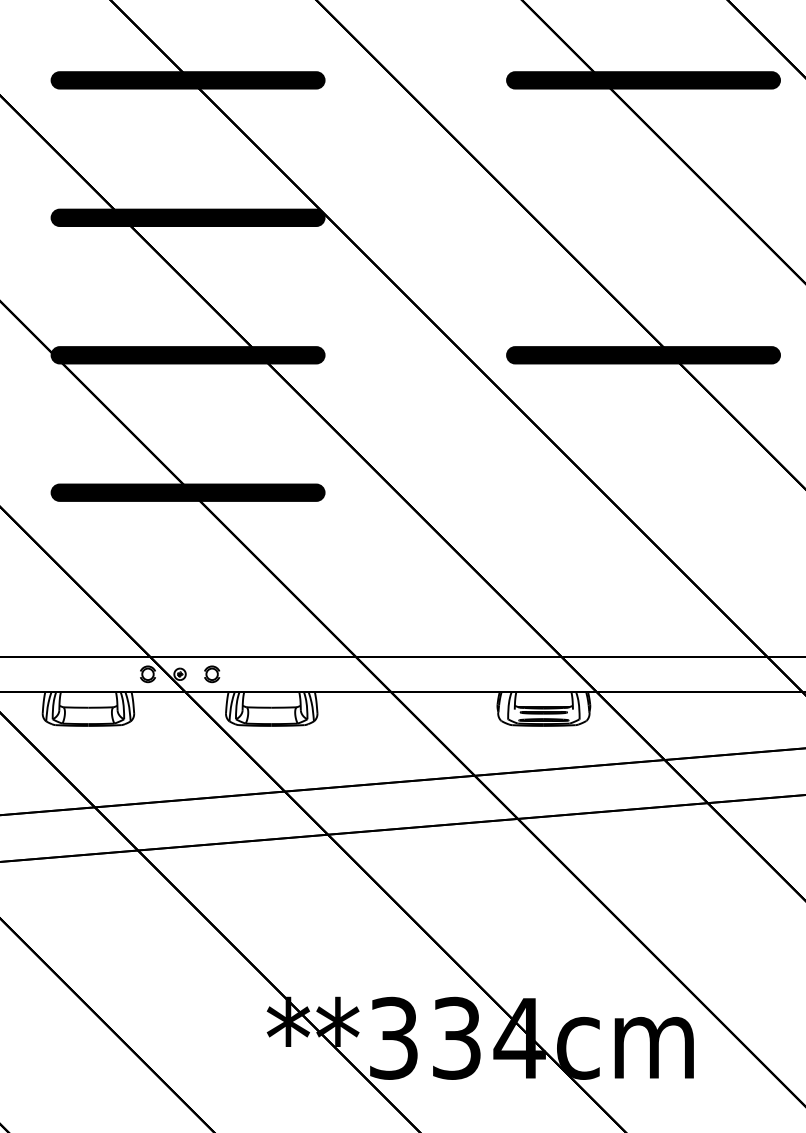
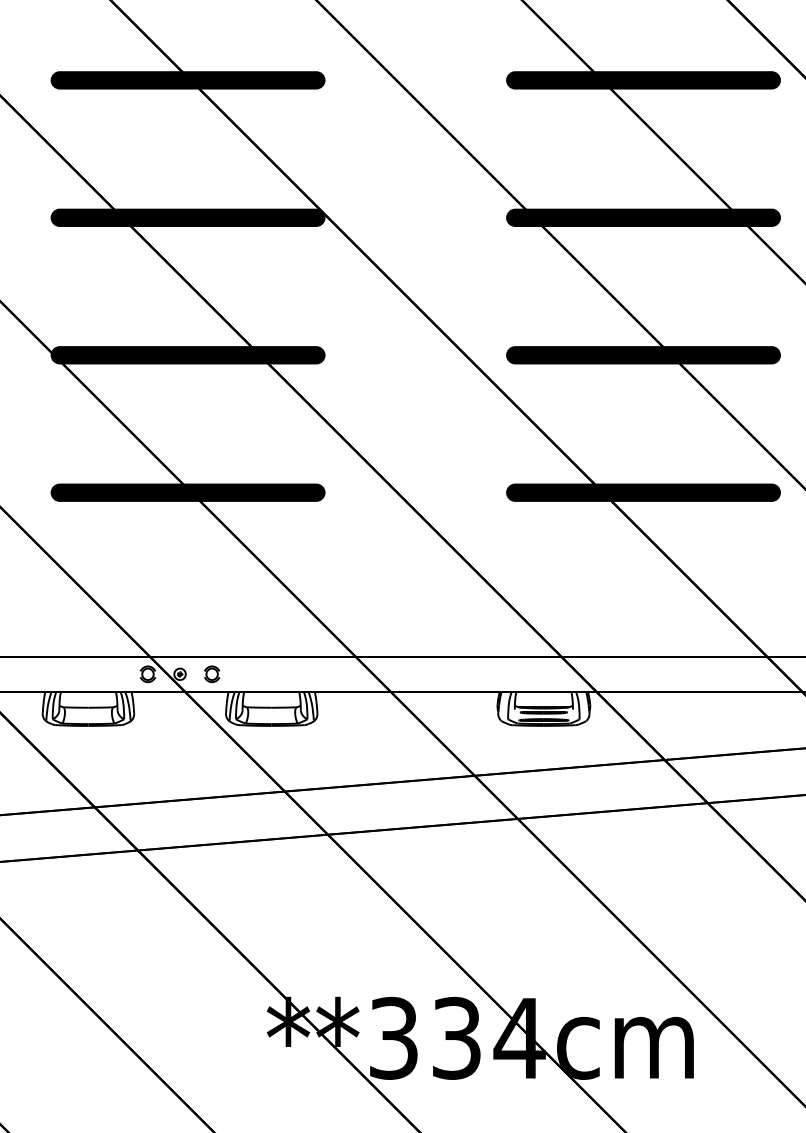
fill: none -> present (643, 217)
fill: none -> present (643, 492)
